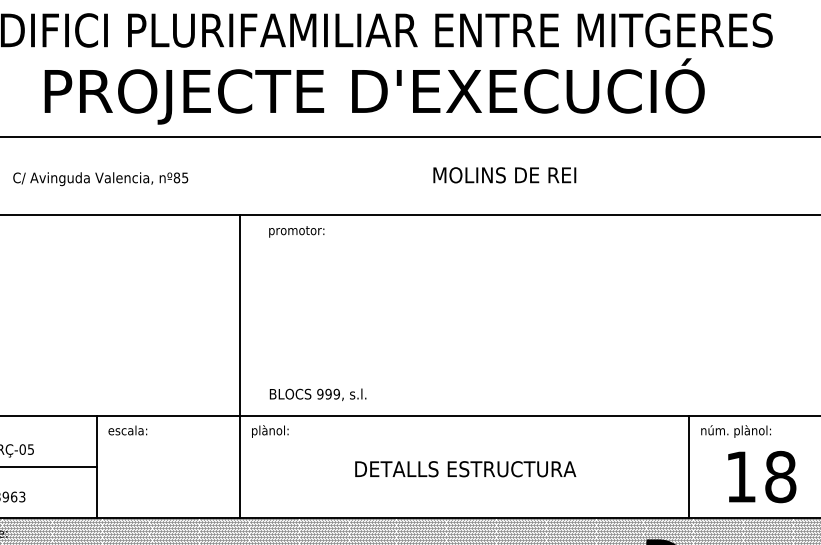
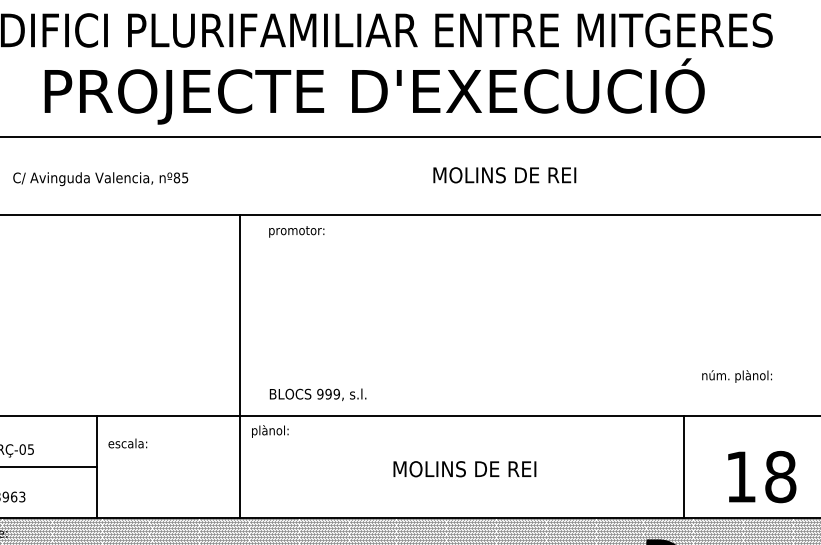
text position: (127, 430) -> (127, 443) (127, 443)
text position: (735, 431) -> (736, 376) (736, 376)
line position: (688, 466) -> (683, 466) (683, 466)
text: DETALLS ESTRUCTURA -> MOLINS DE REI (465, 469)
